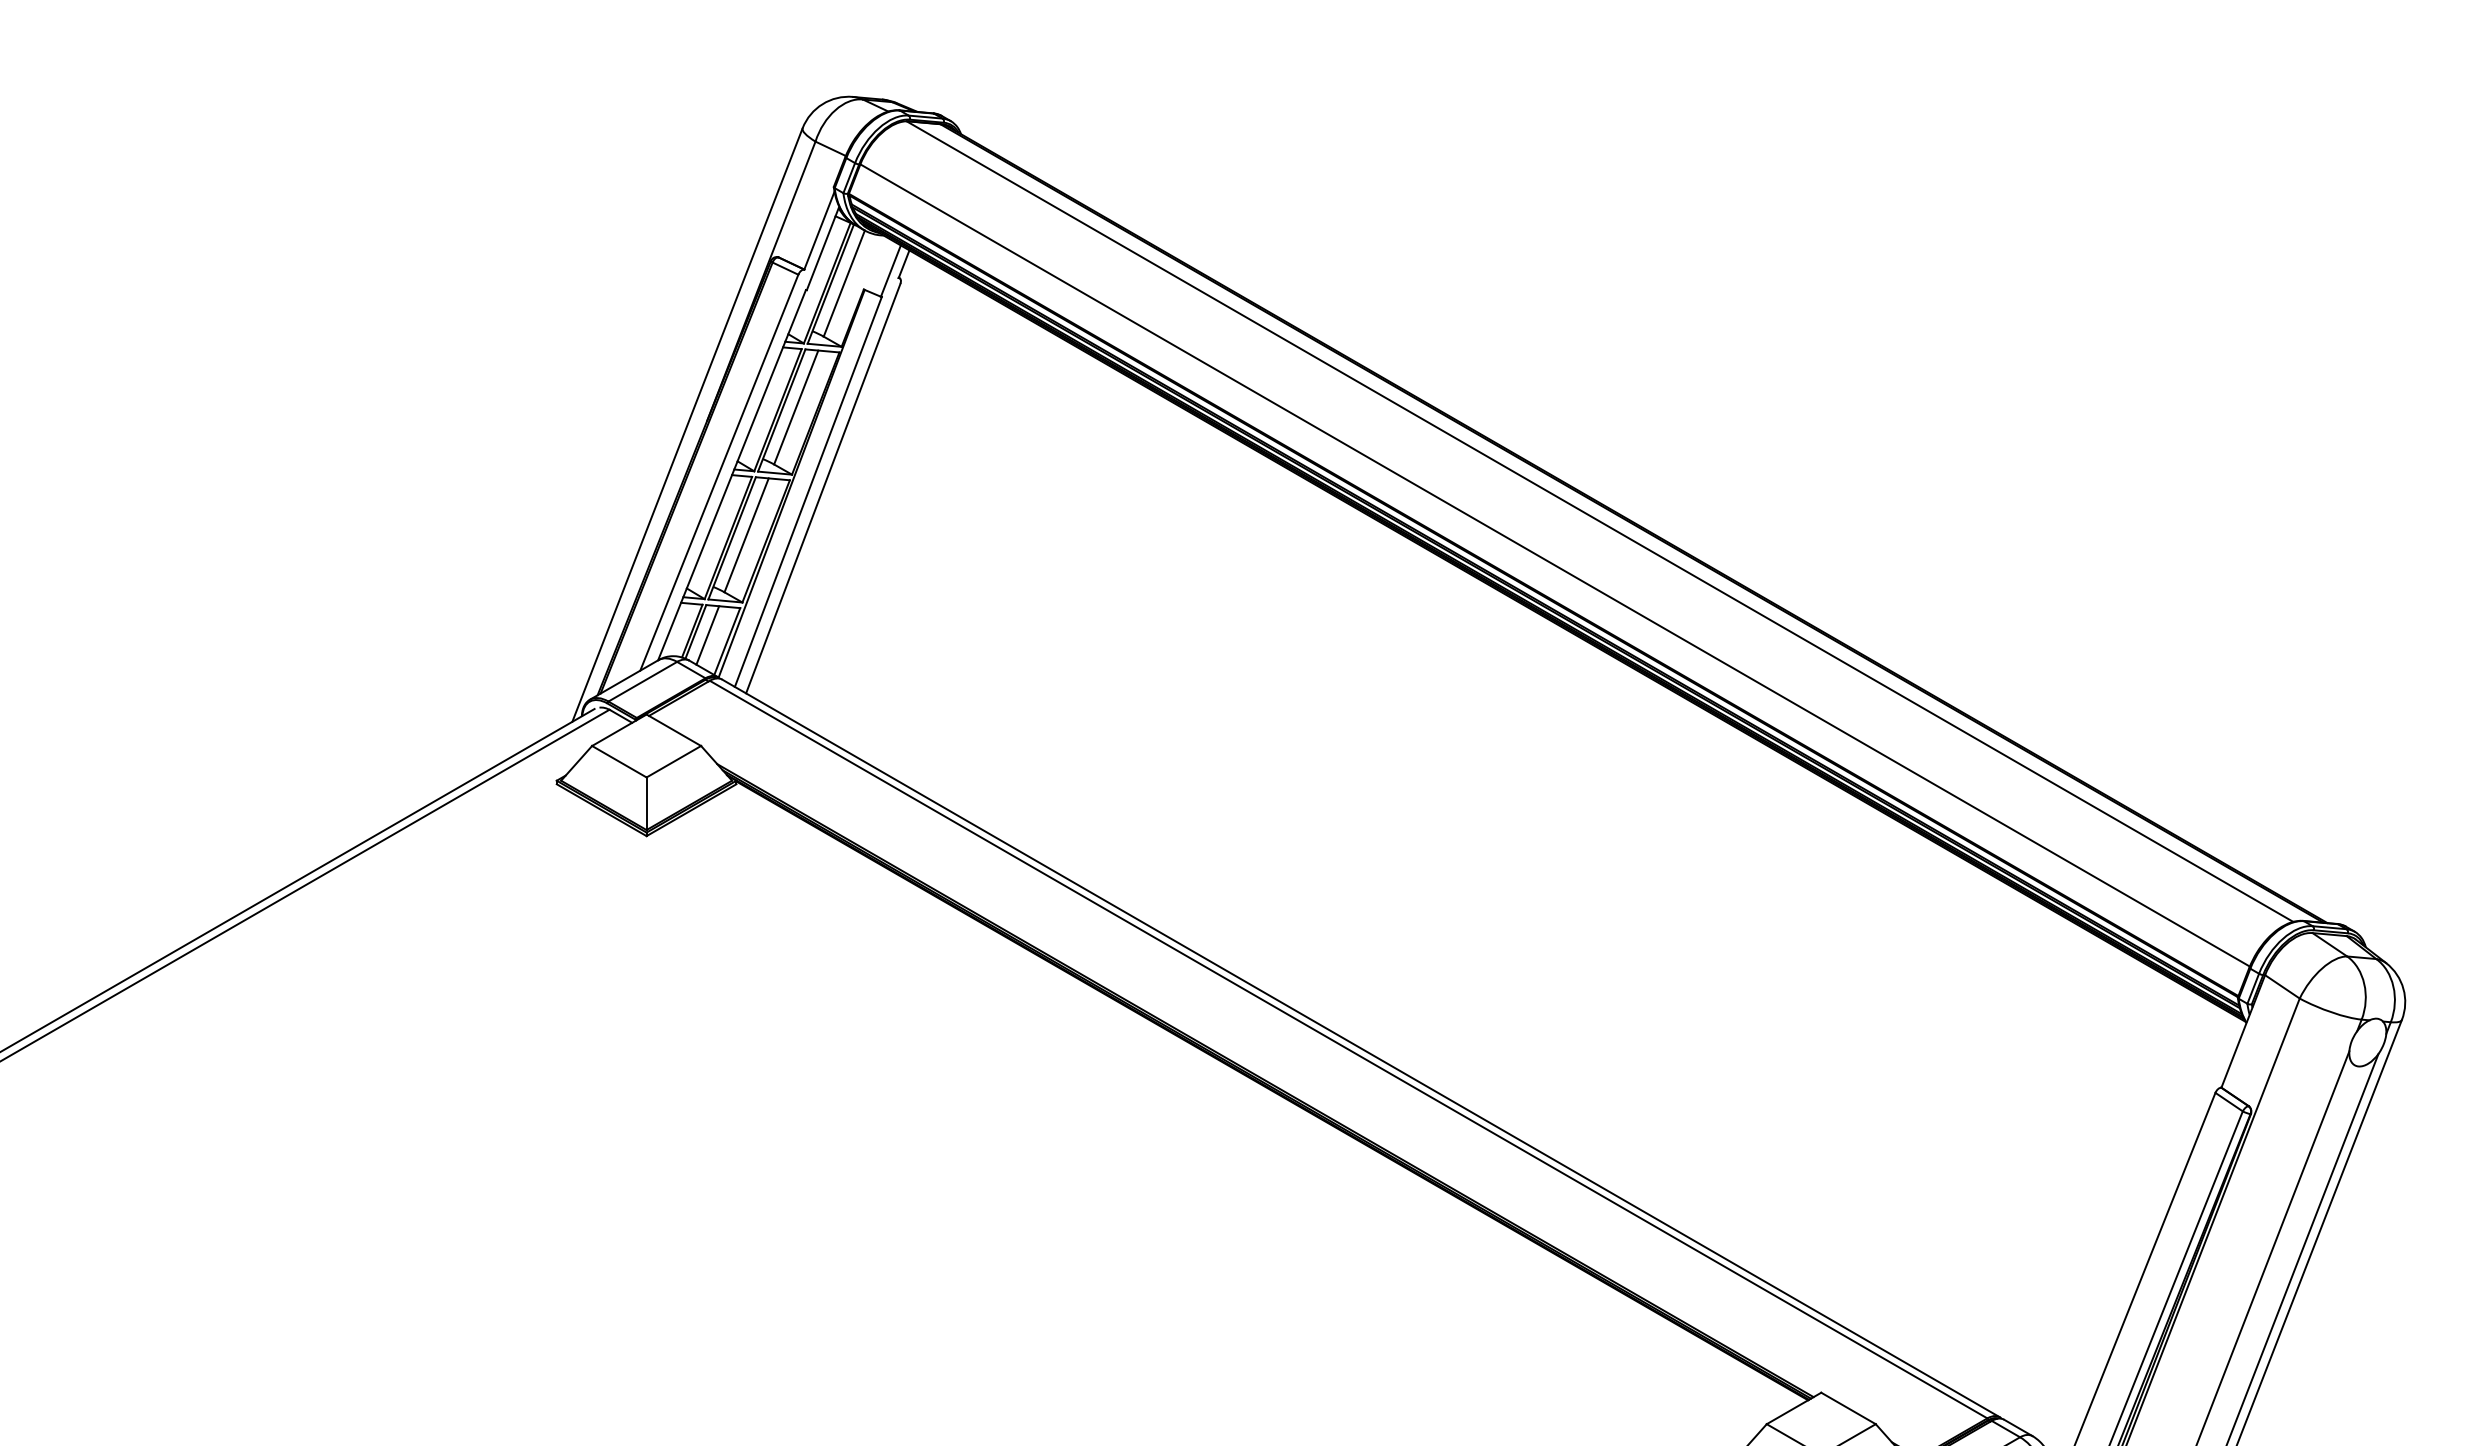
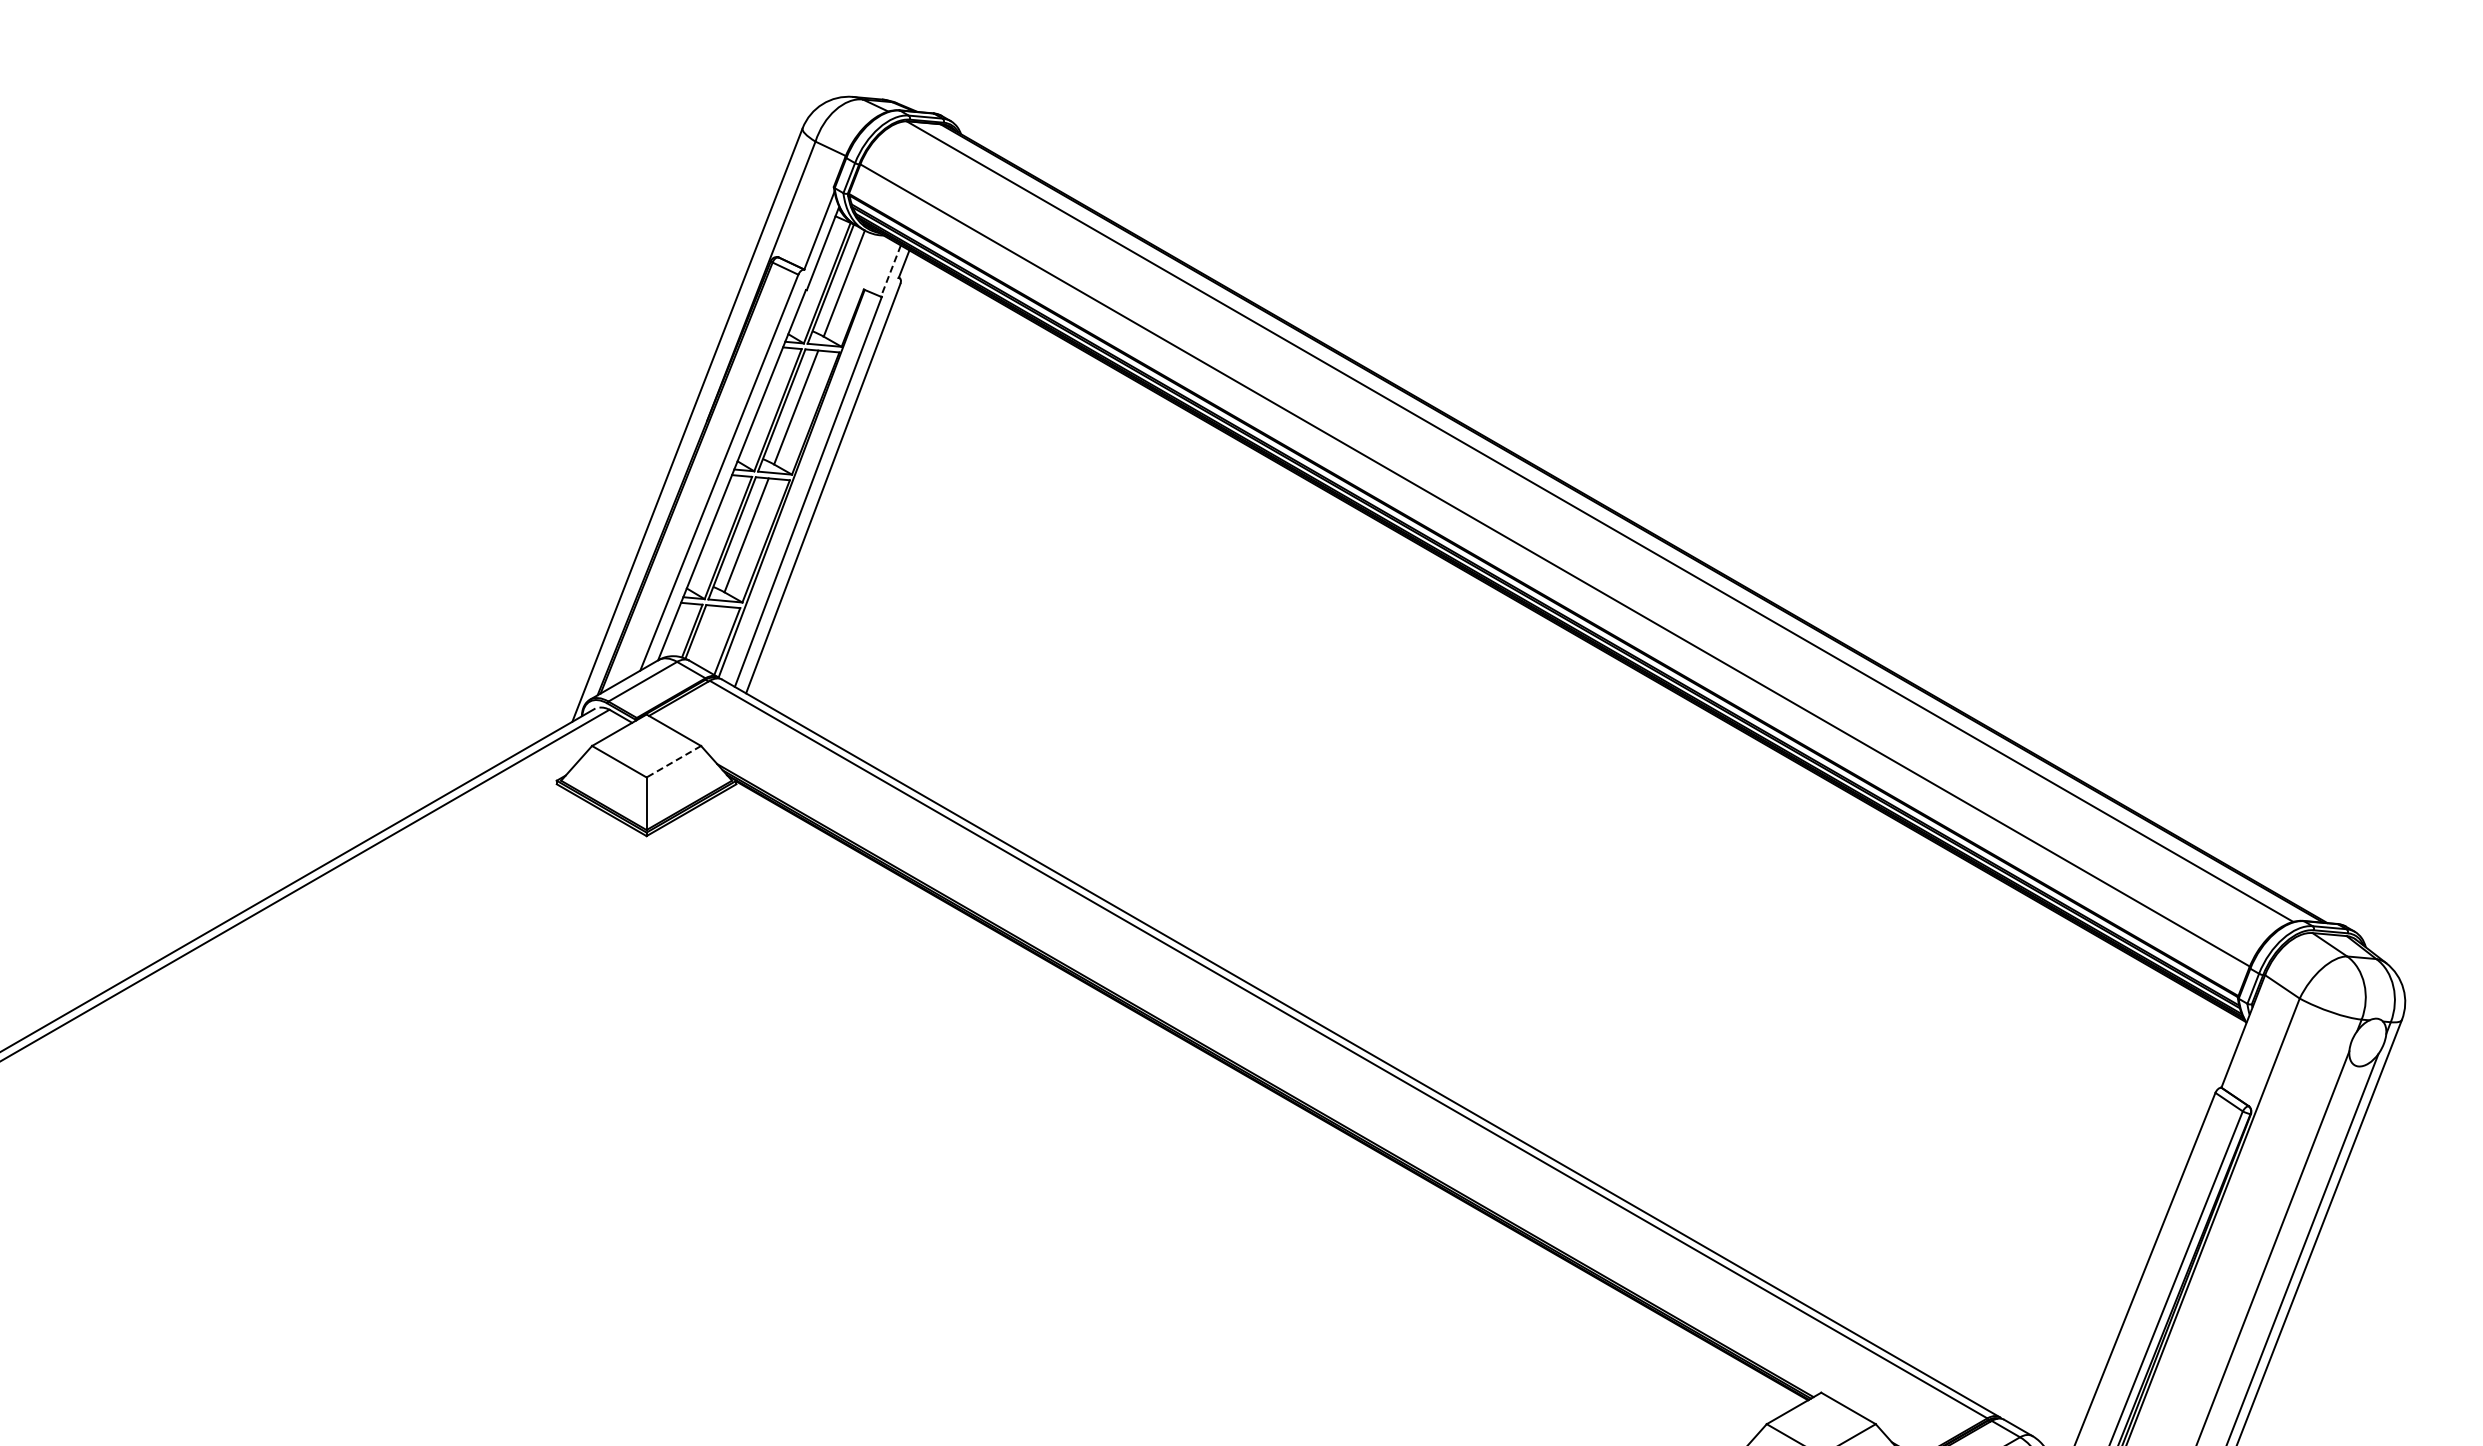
line: solid -> dashed (890, 271)
line: present -> none (707, 635)
line: solid -> dashed (673, 761)
